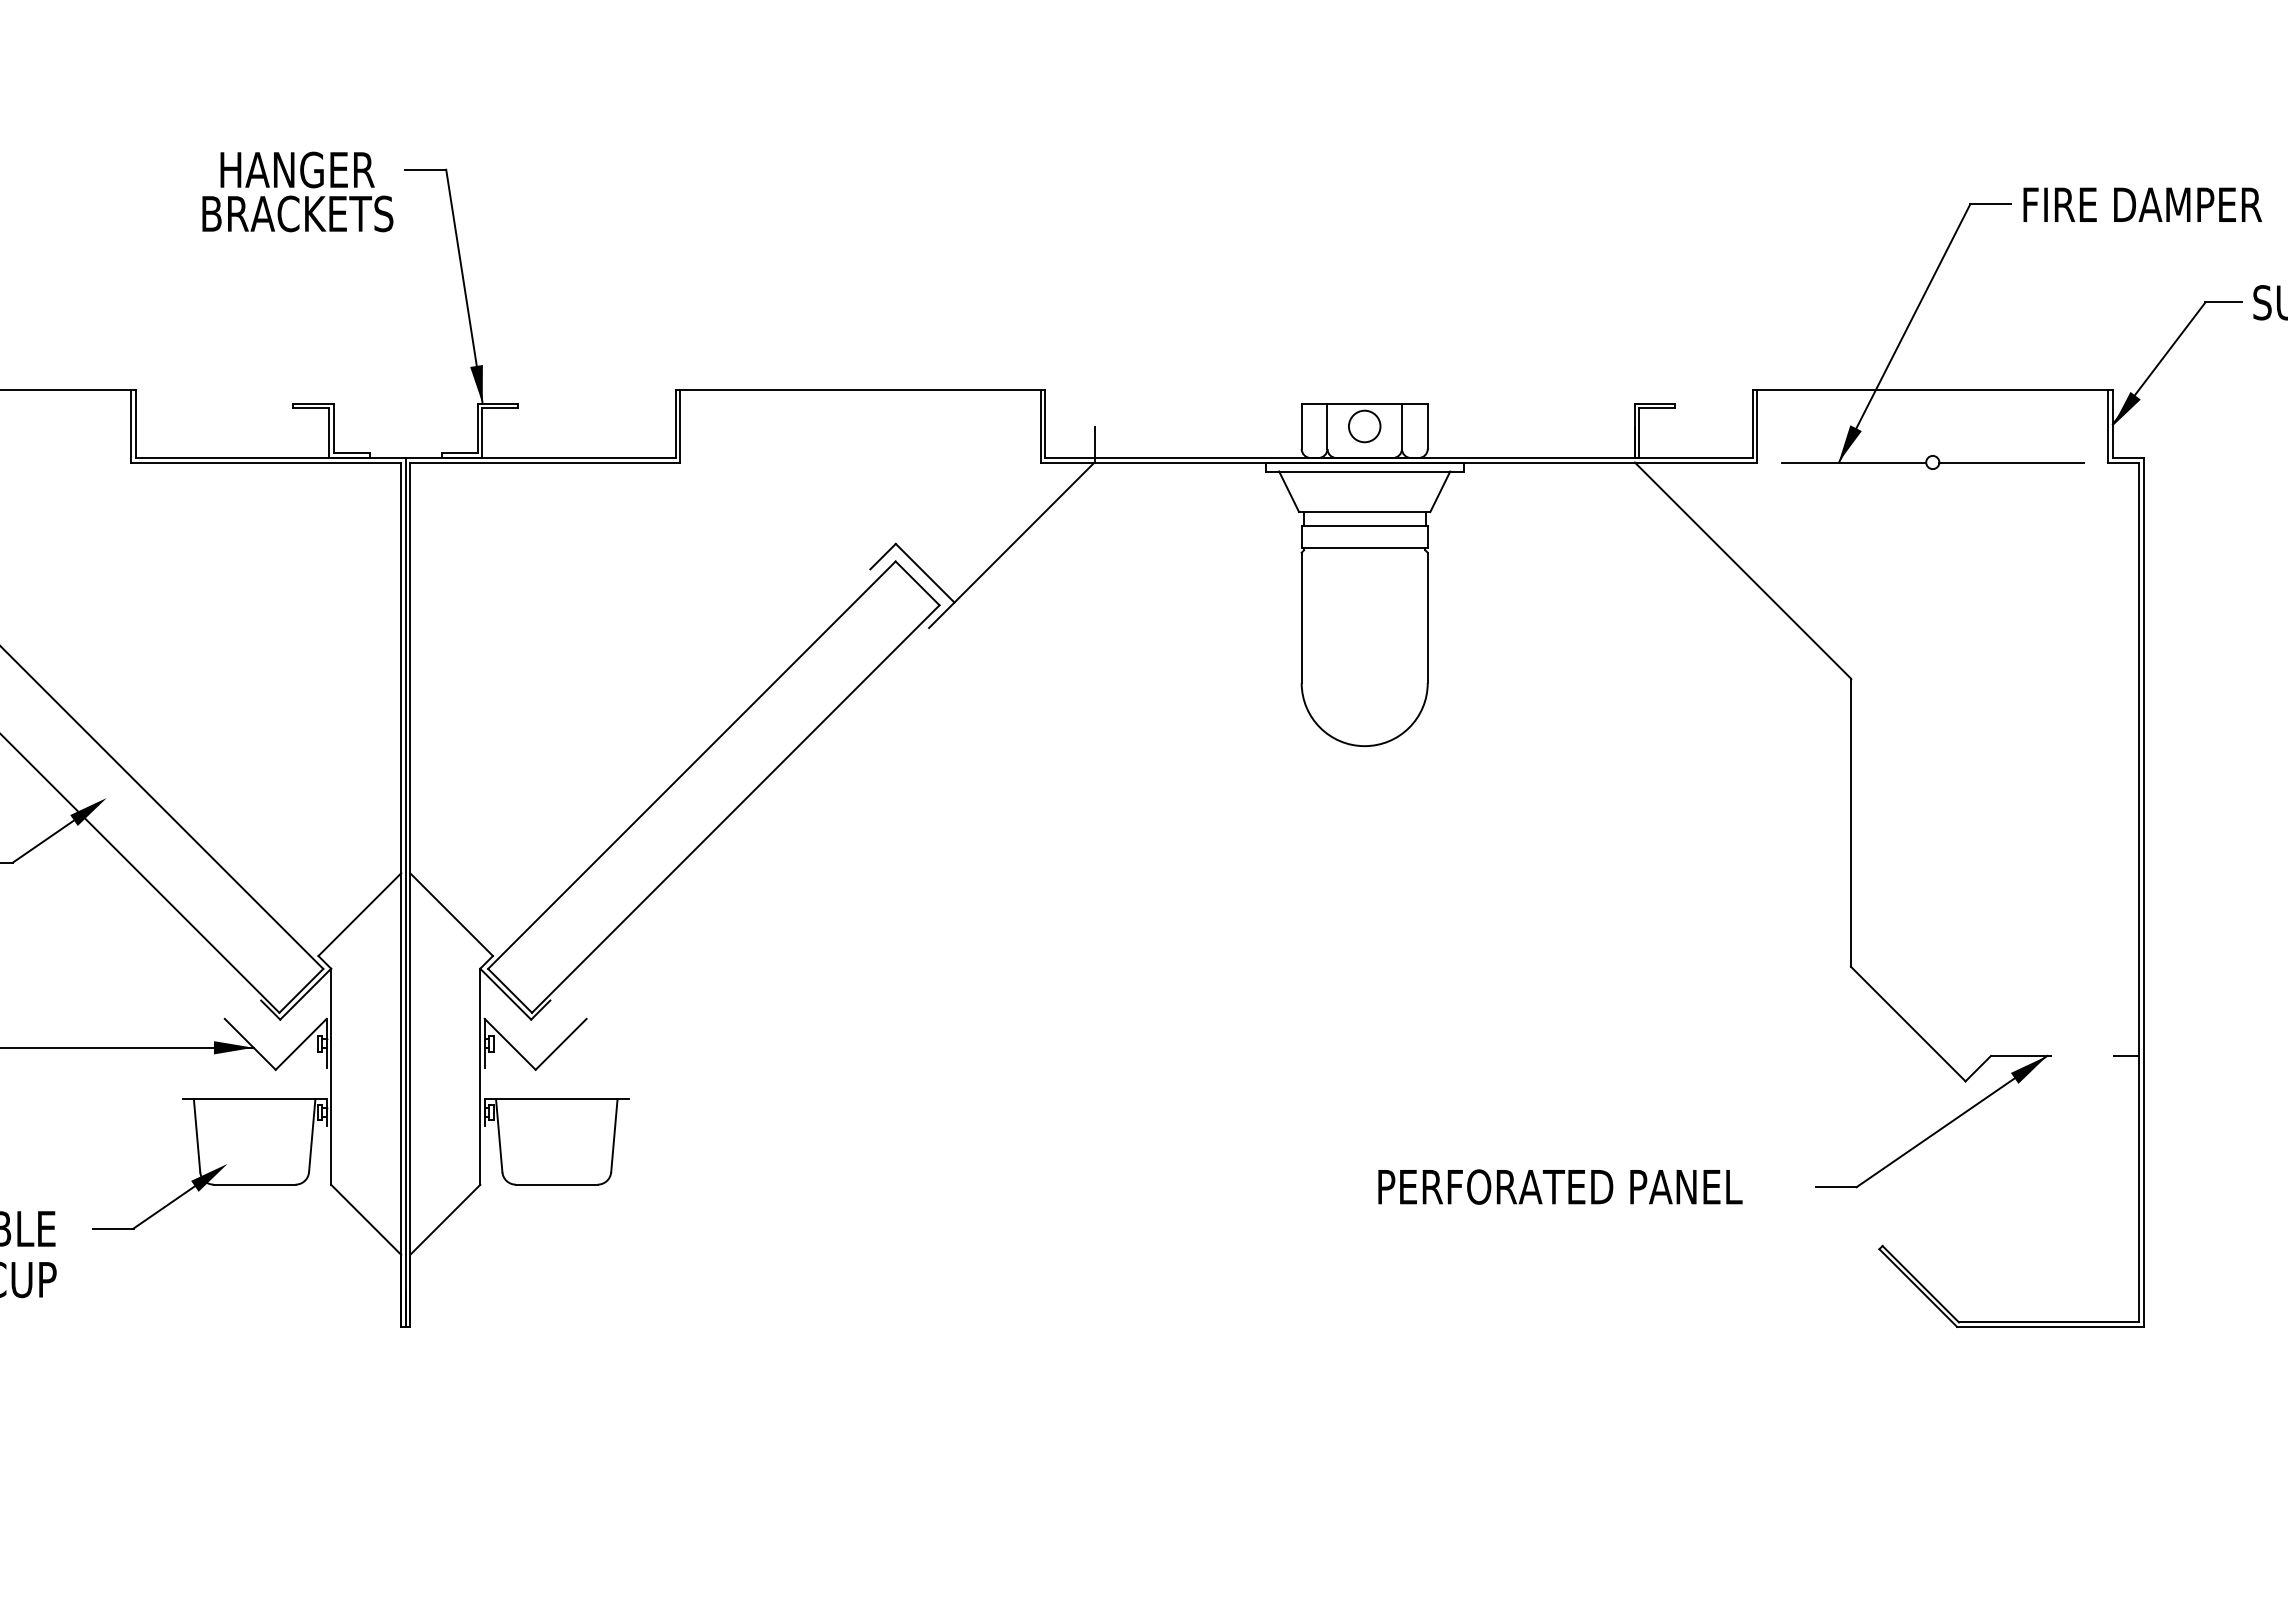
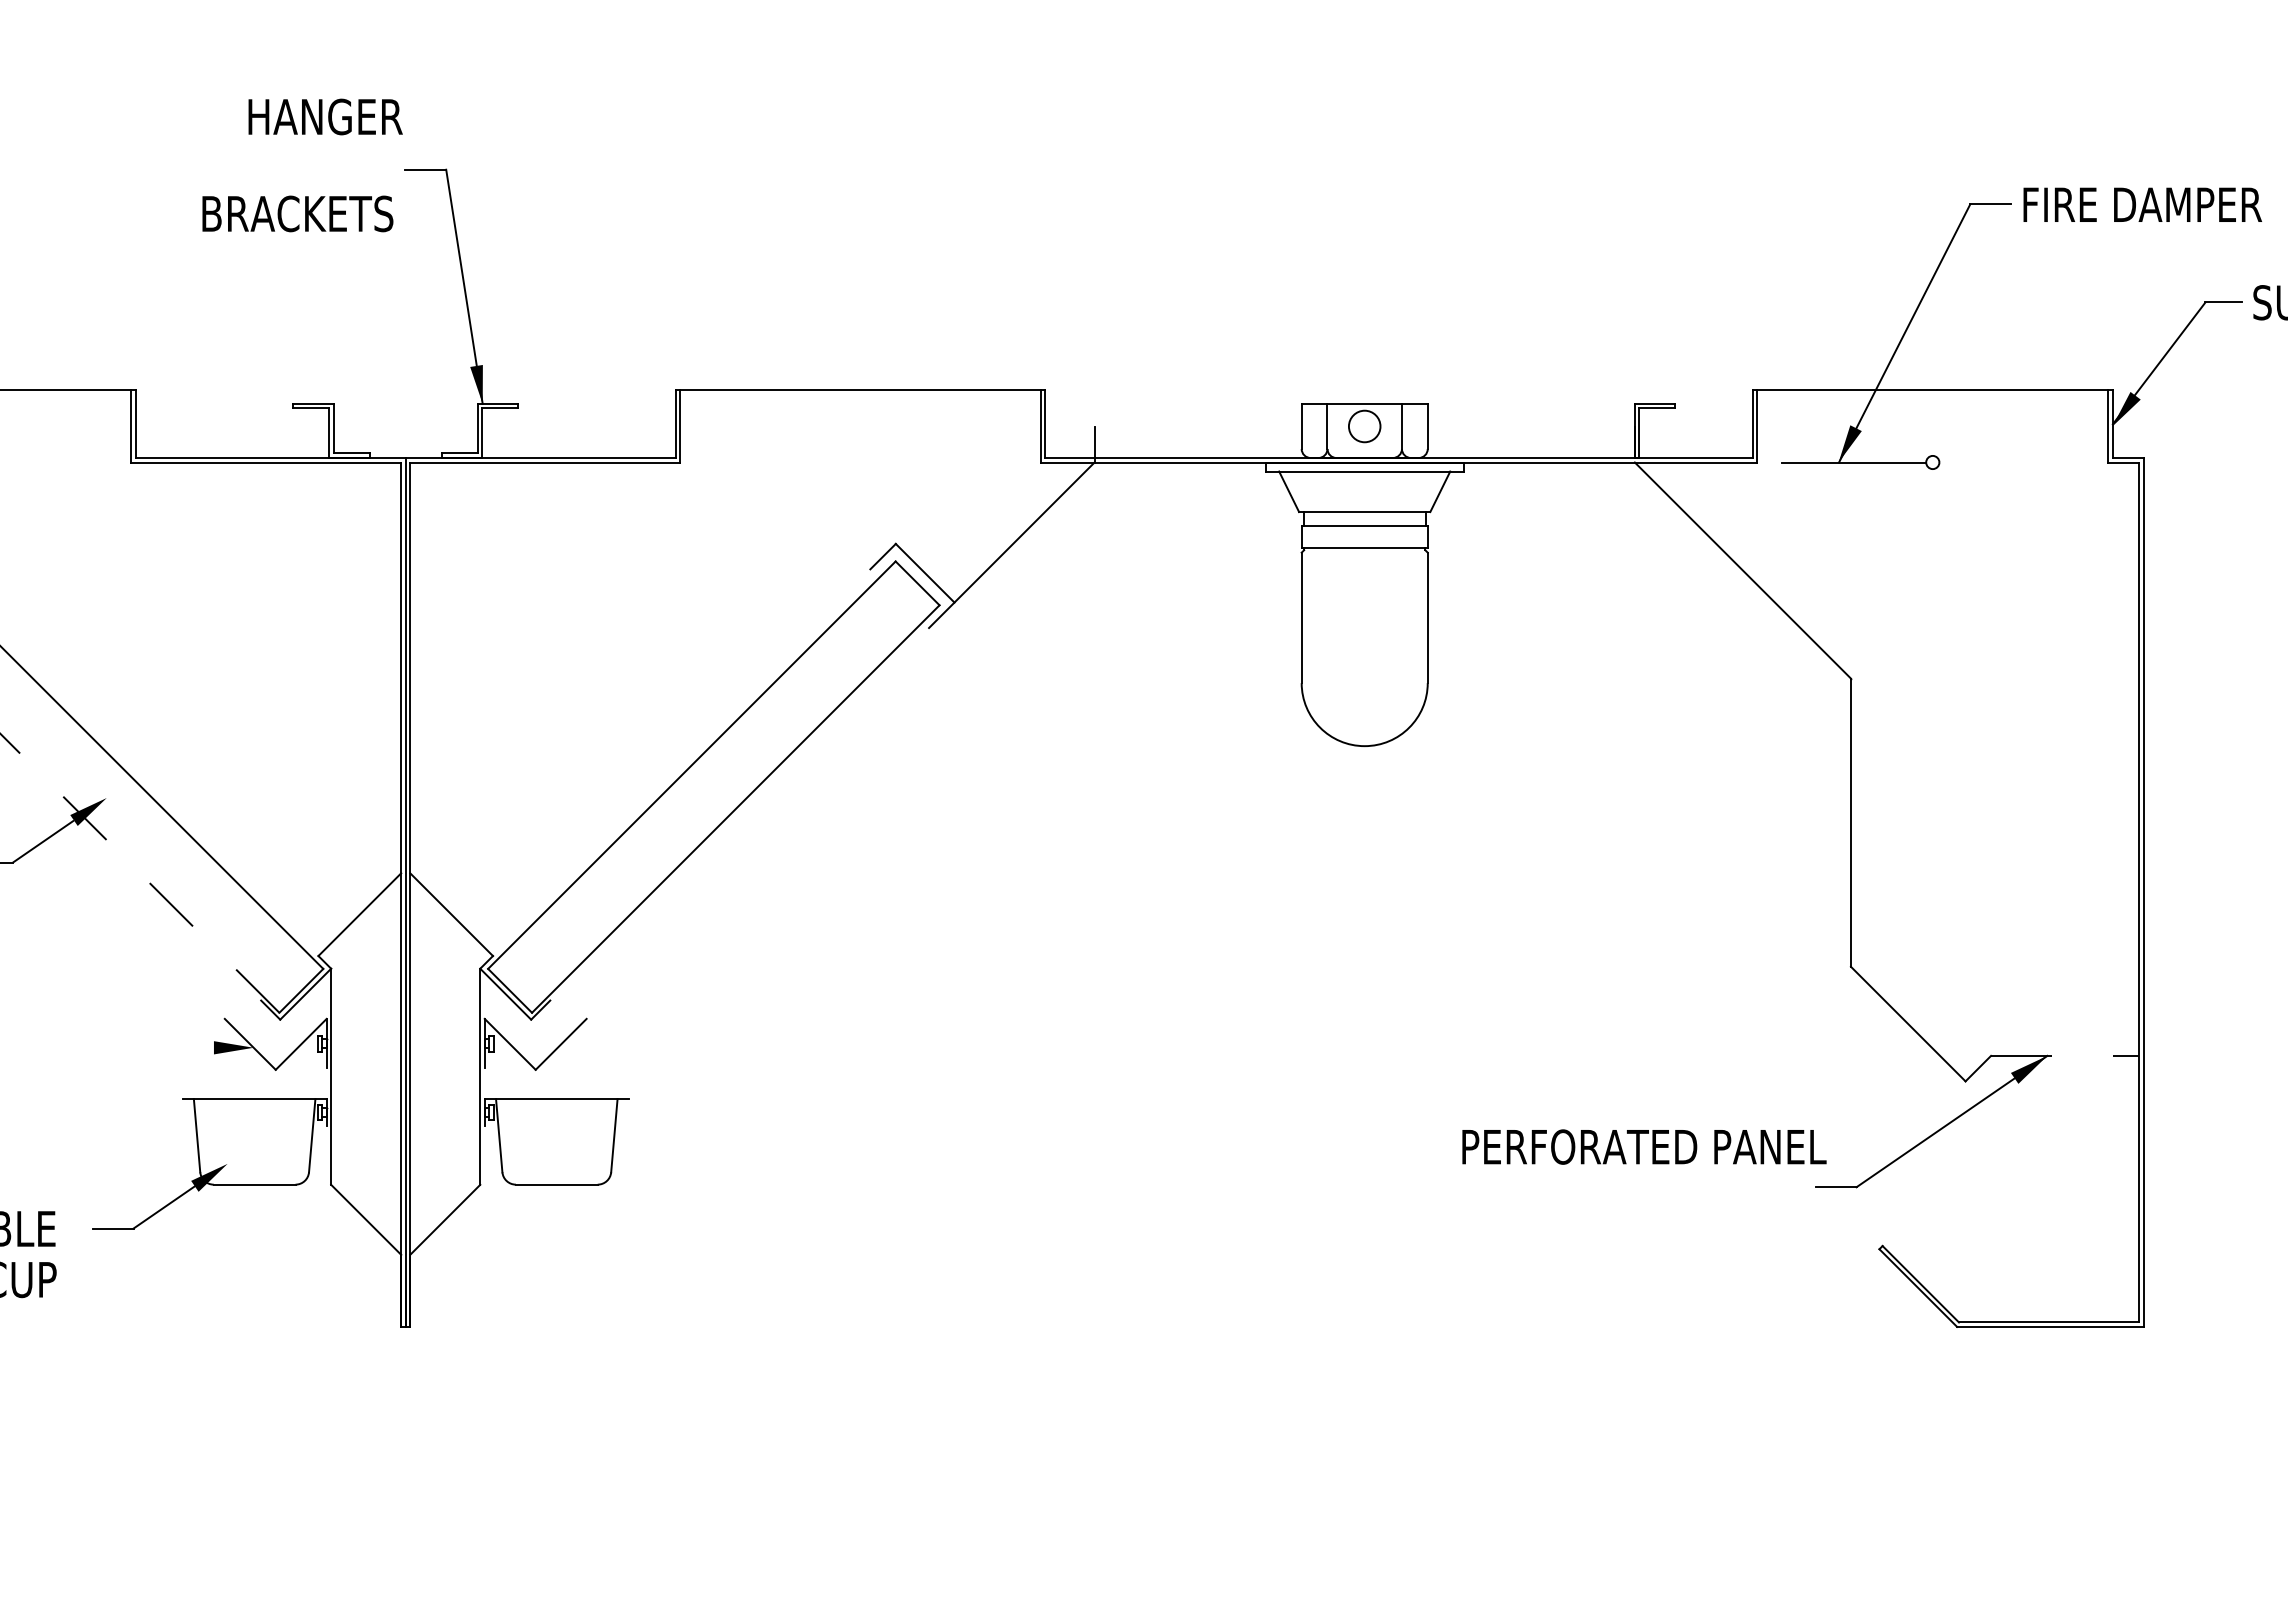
text position: (297, 169) -> (325, 116) (325, 116)
line: present -> none (2011, 462)
line: solid -> dashed (139, 872)
line: present -> none (127, 1047)
text position: (1560, 1186) -> (1644, 1146) (1644, 1146)
